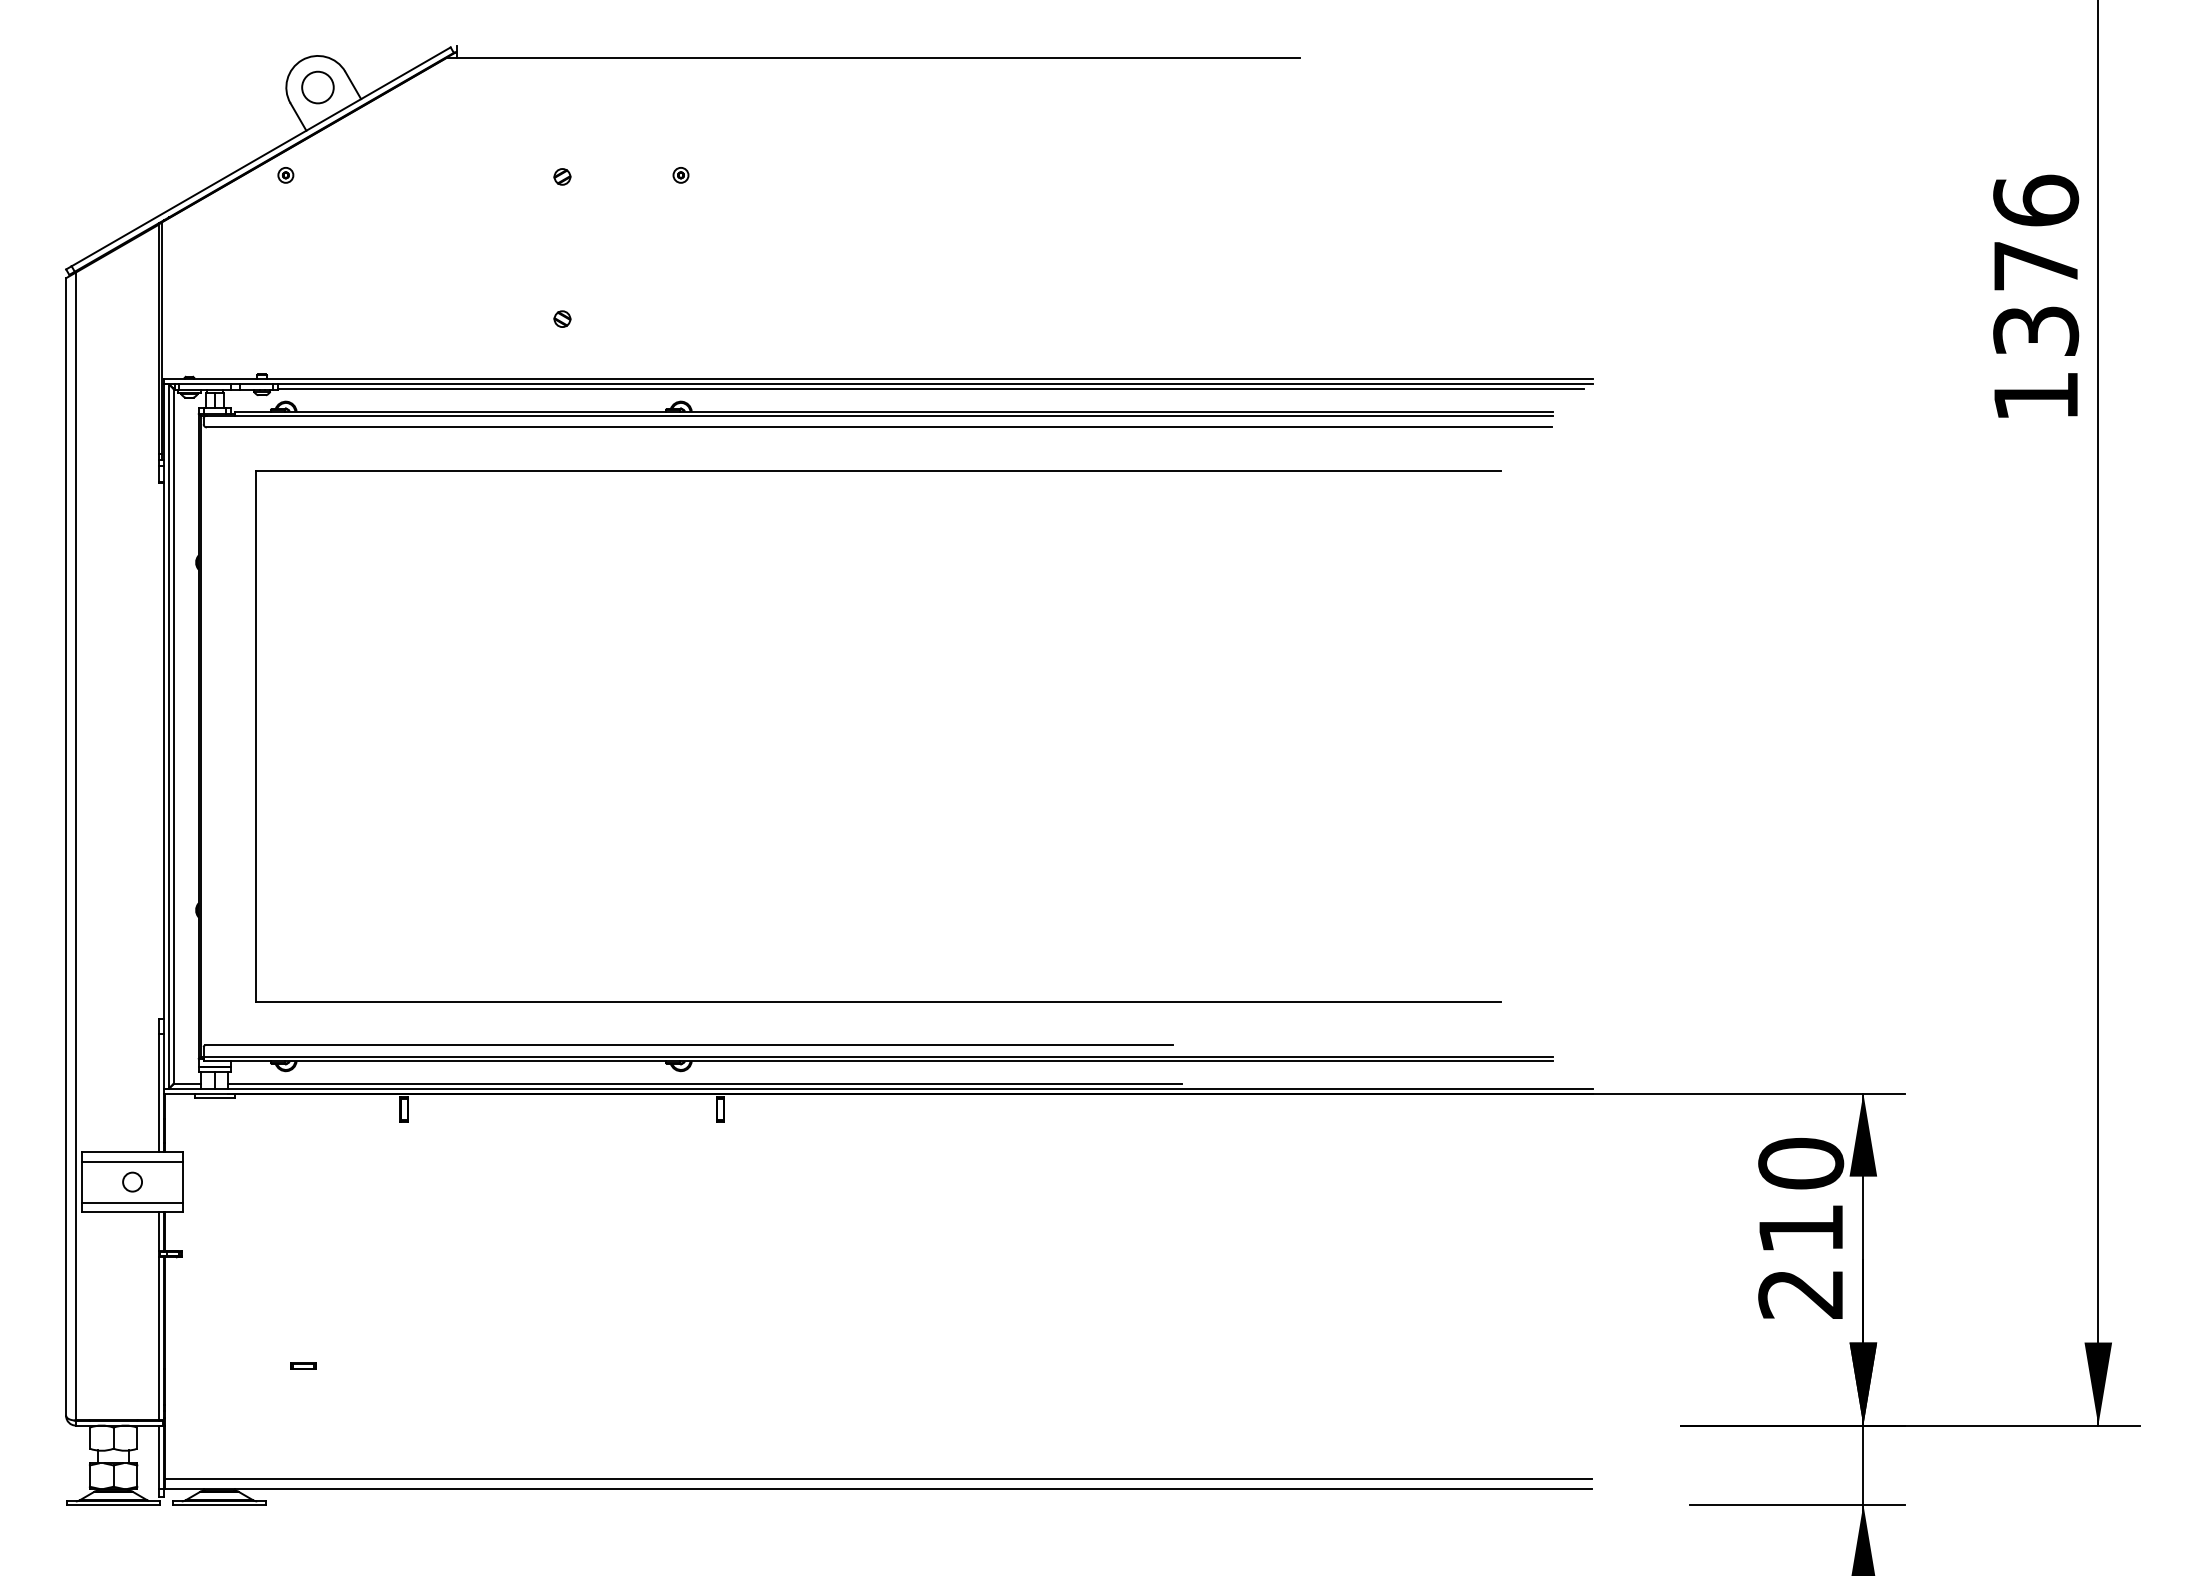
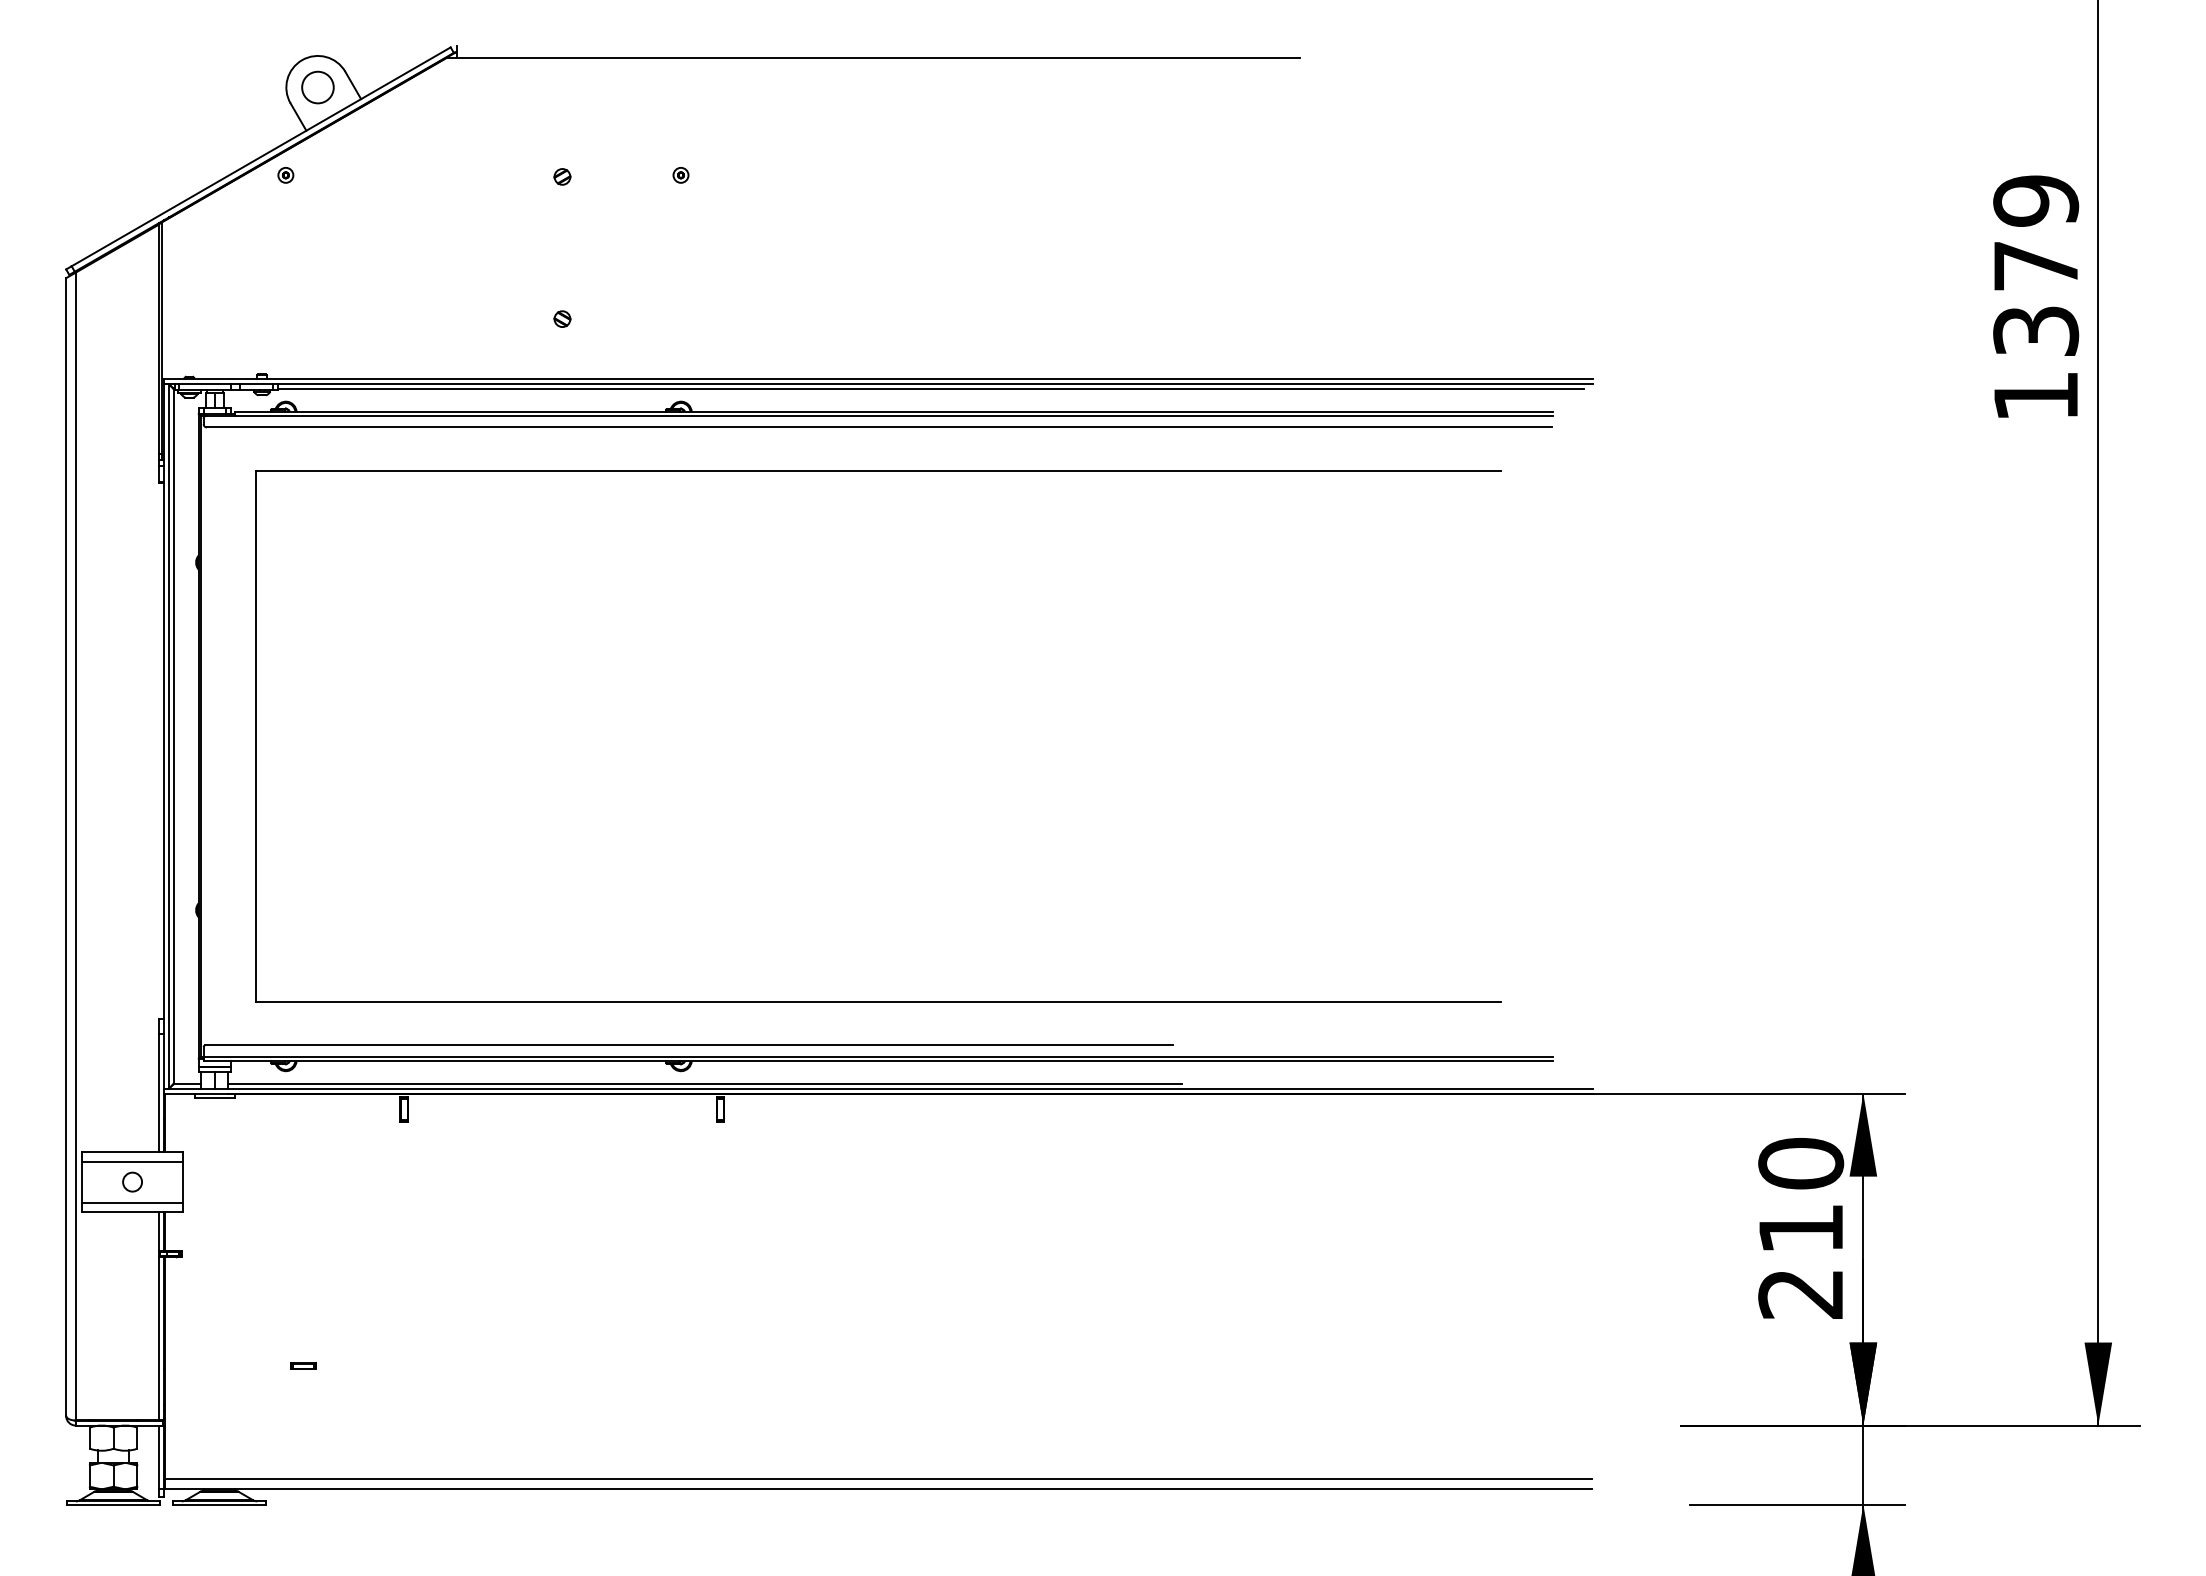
text: 1376 -> 1379 (2036, 200)
